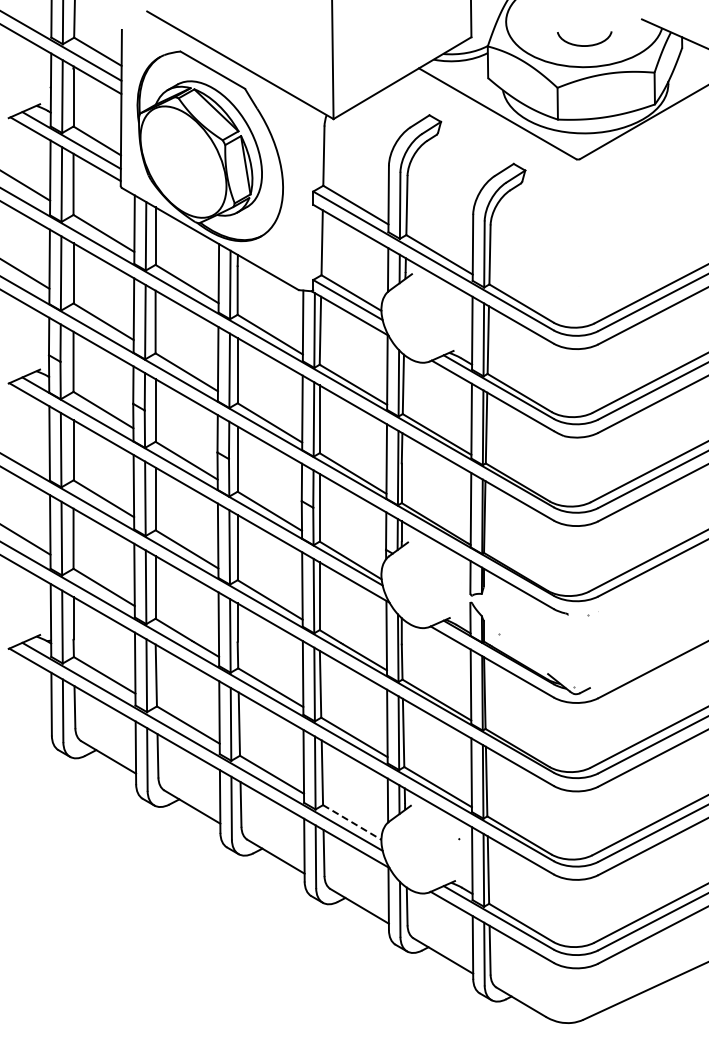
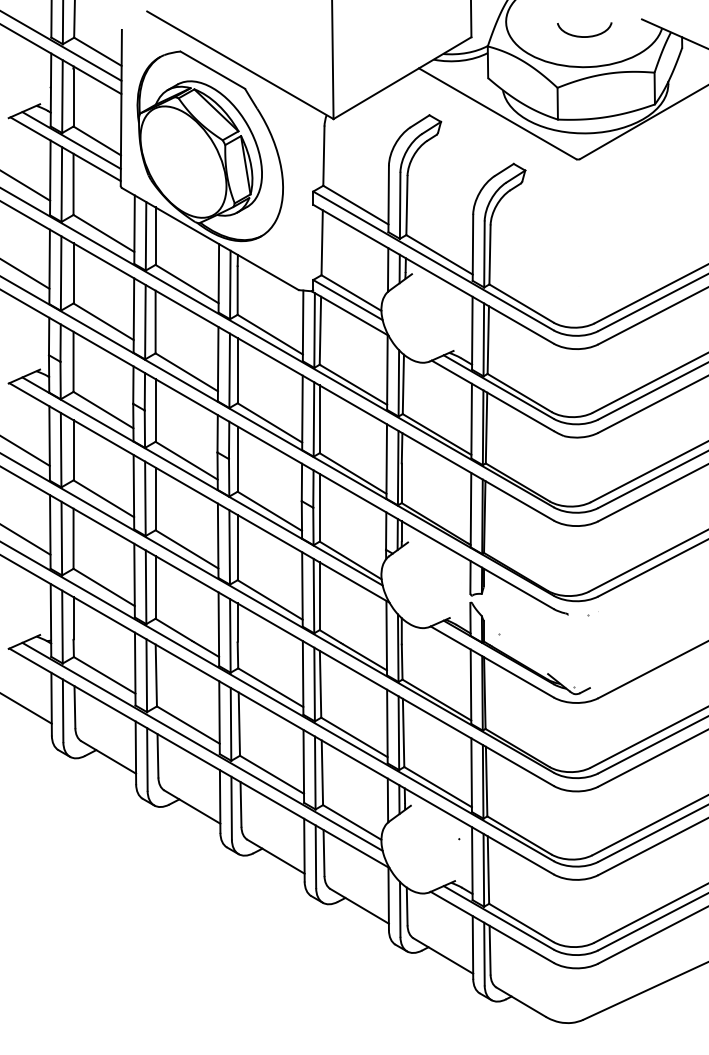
curve position: (584, 45) -> (584, 36) (584, 36)
line: none -> present (25, 451)
line: none -> present (26, 708)
line: dashed -> solid (352, 822)
